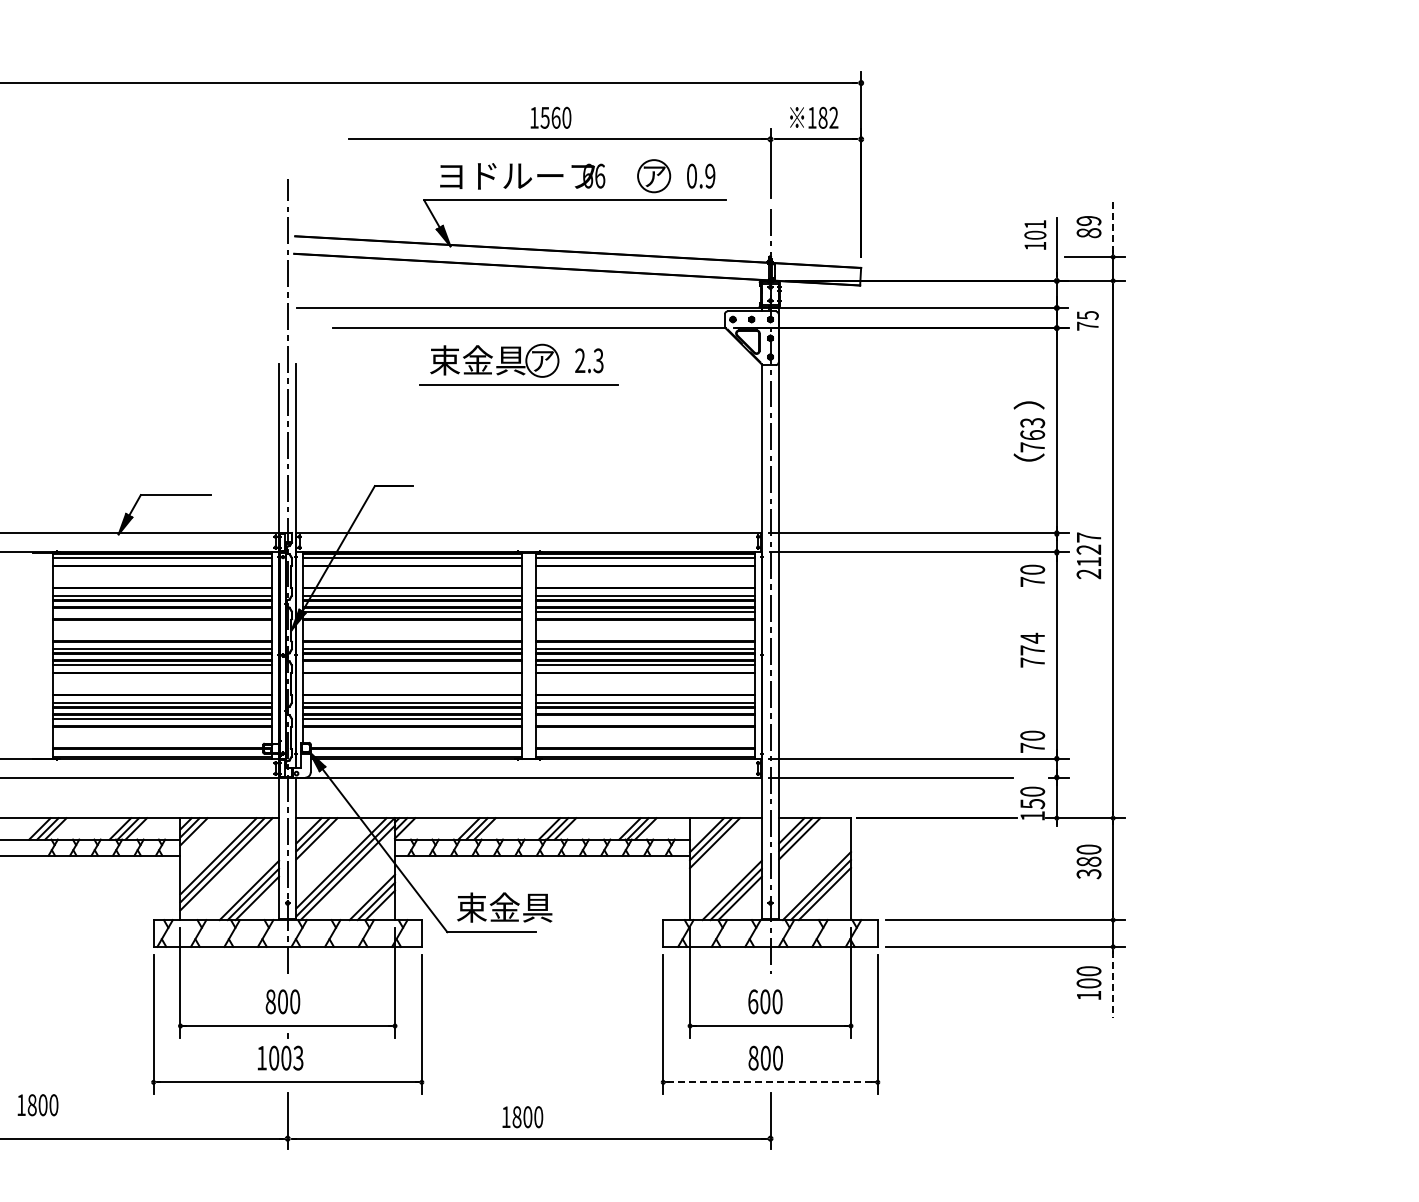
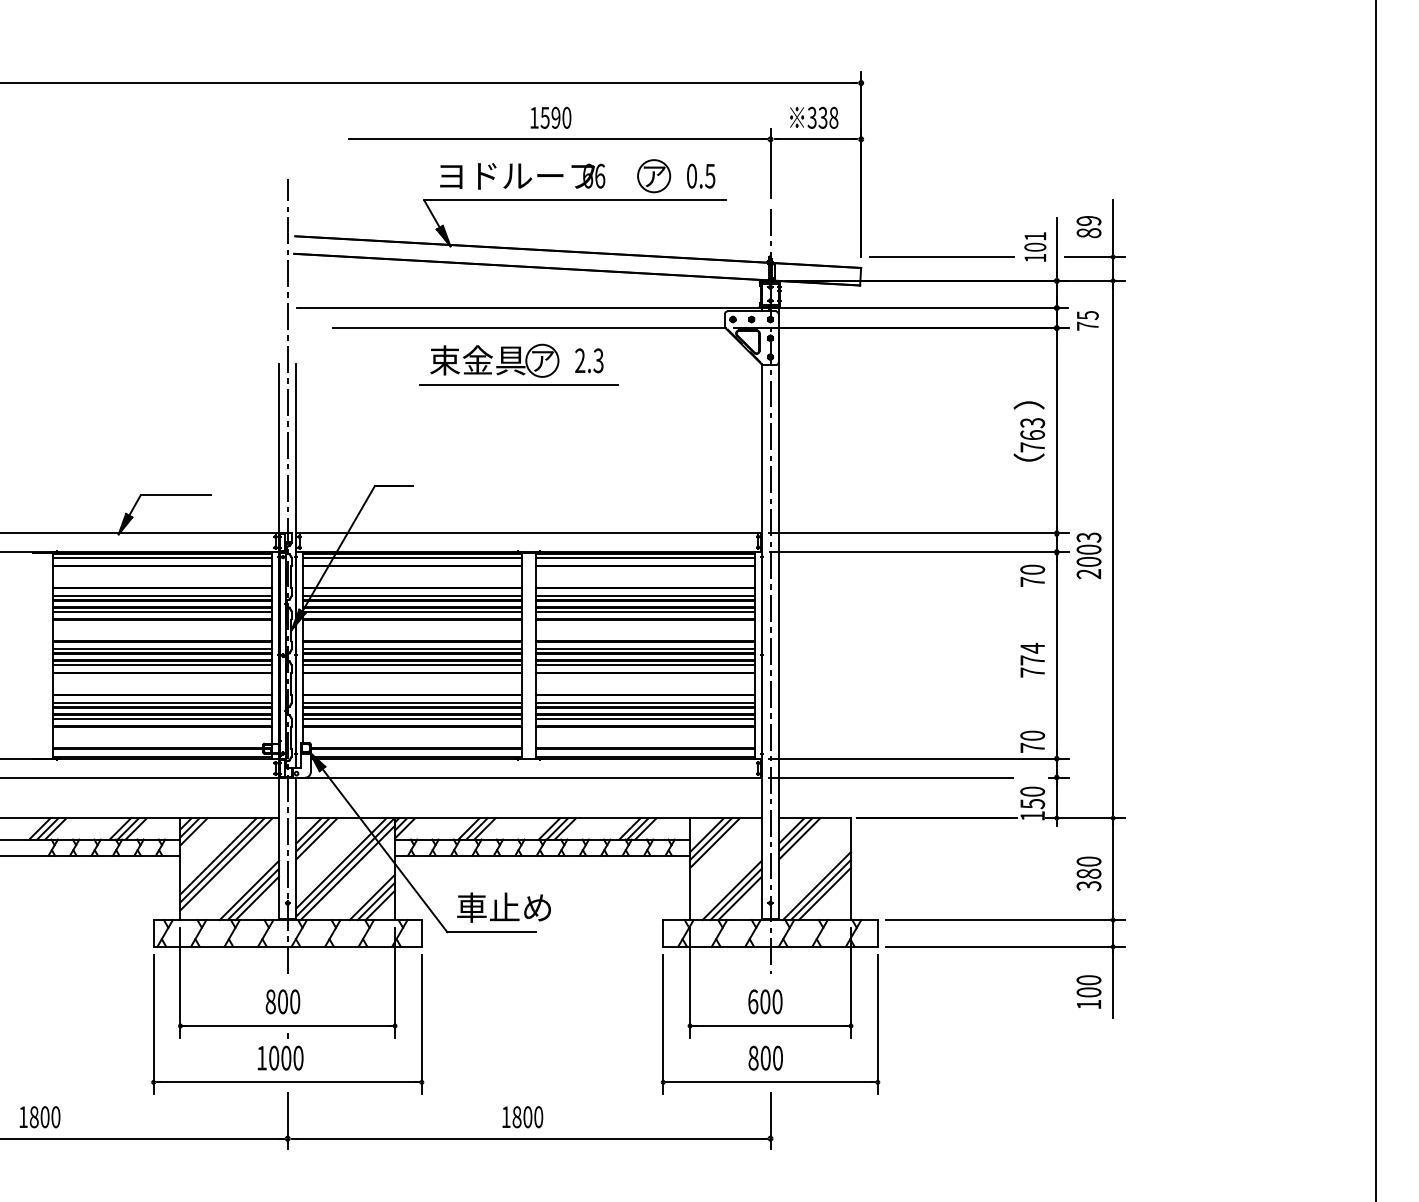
text: 1560 -> 1590 (555, 117)
text: 182 -> 338 (822, 117)
text: 0.9 -> 0.5 (710, 175)
line: dashed -> solid (1113, 226)
text position: (1035, 234) -> (1035, 246) (1035, 246)
line: none -> present (941, 257)
text: 2127 -> 2003 (1088, 549)
line: none -> present (1376, 600)
line: none -> present (162, 611)
text position: (1032, 649) -> (1032, 659) (1032, 659)
line: none -> present (412, 665)
line: none -> present (645, 718)
text position: (1088, 861) -> (1088, 873) (1088, 873)
text: 束金具 -> 車止め (504, 907)
text position: (1088, 982) -> (1088, 991) (1088, 991)
line: dashed -> solid (1113, 984)
text: 1003 -> 1000 (298, 1057)
line: dashed -> solid (771, 1082)
text position: (37, 1105) -> (39, 1117) (39, 1117)
